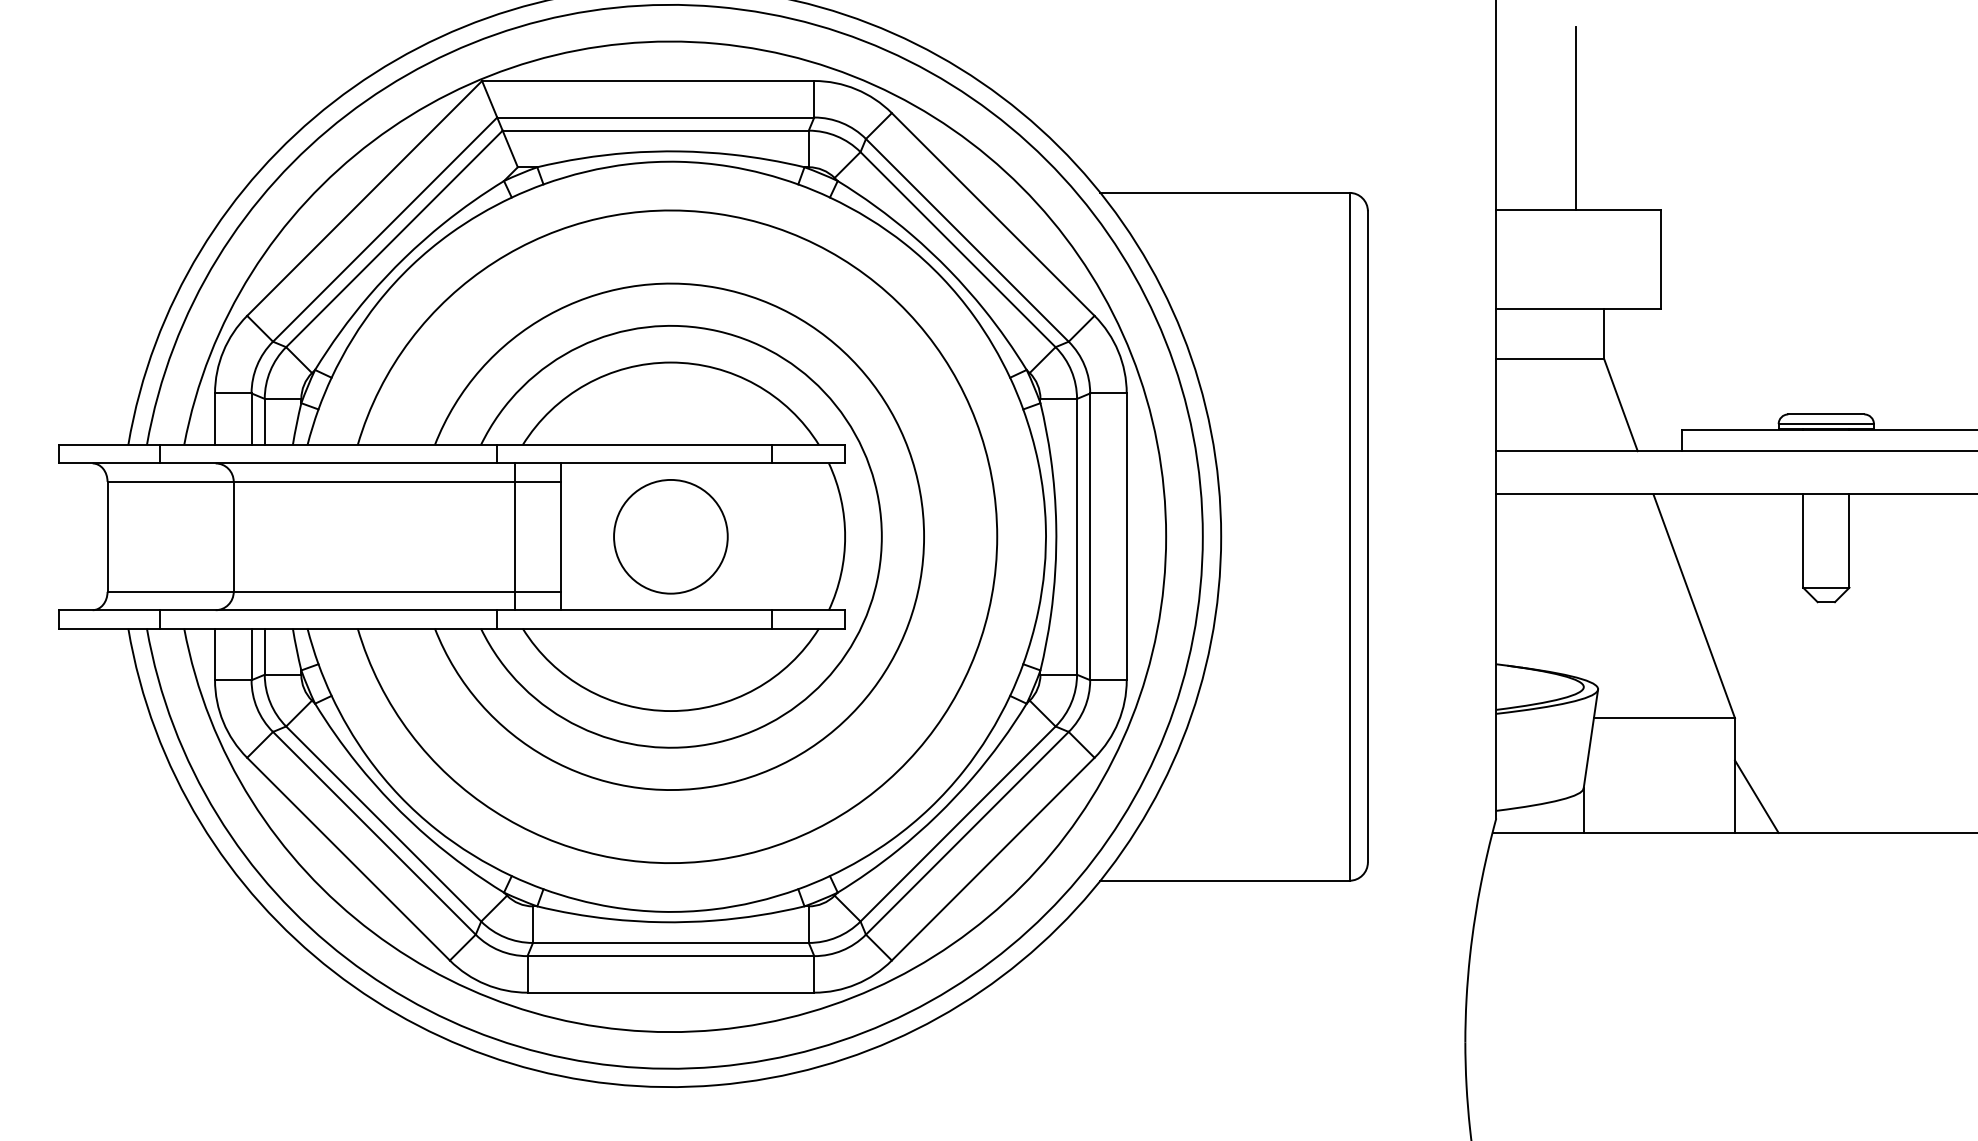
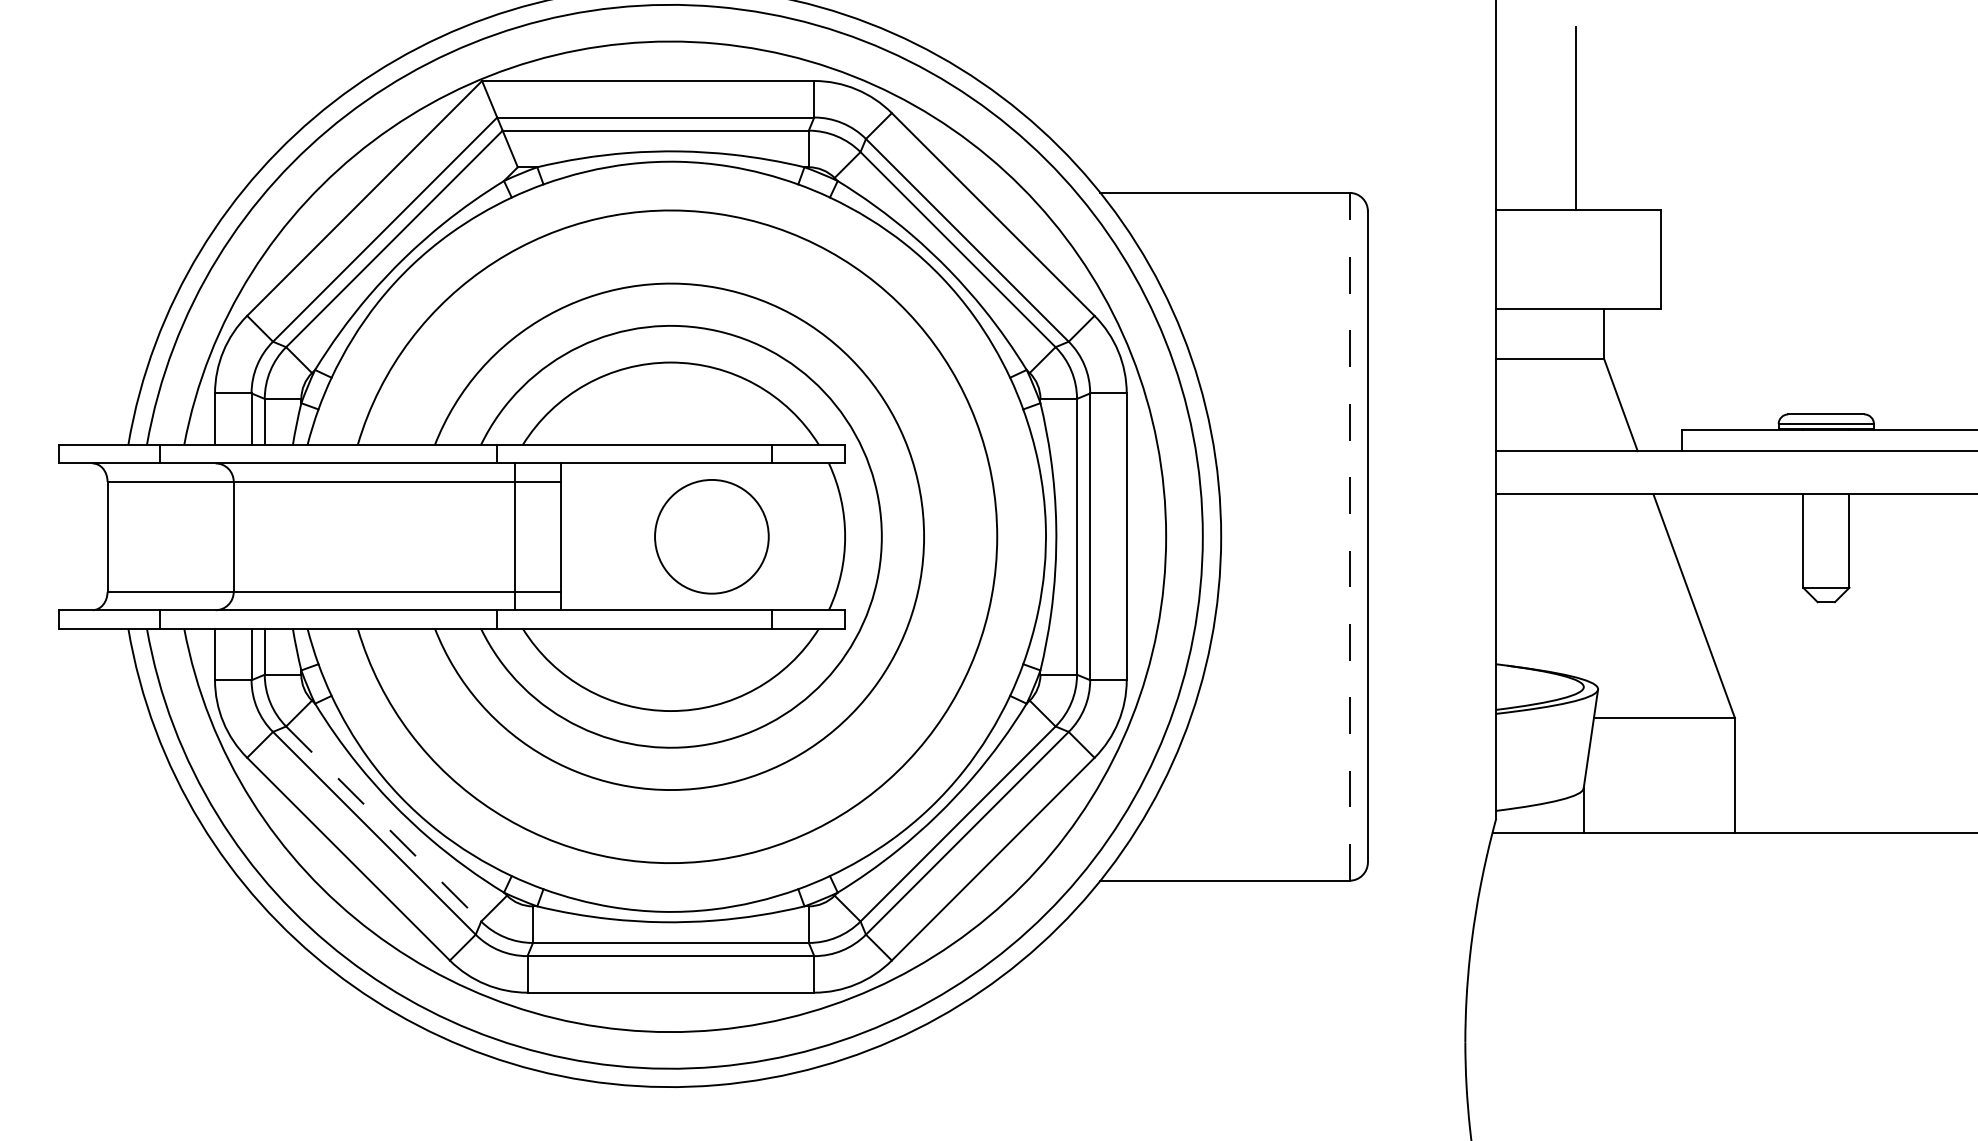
circle position: (670, 536) -> (711, 536) (711, 536)
line: solid -> dashed (1349, 536)
line: present -> none (1756, 796)
line: solid -> dashed (383, 824)
